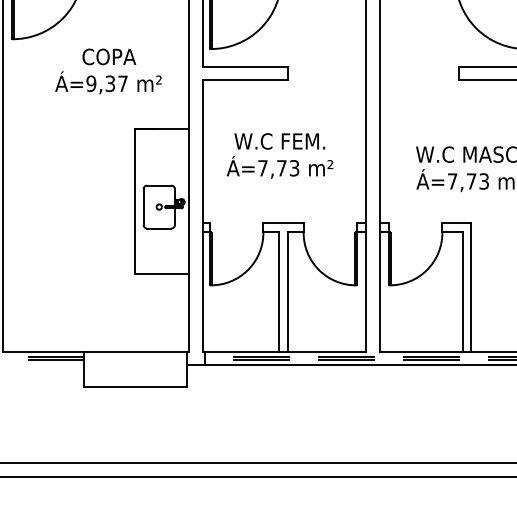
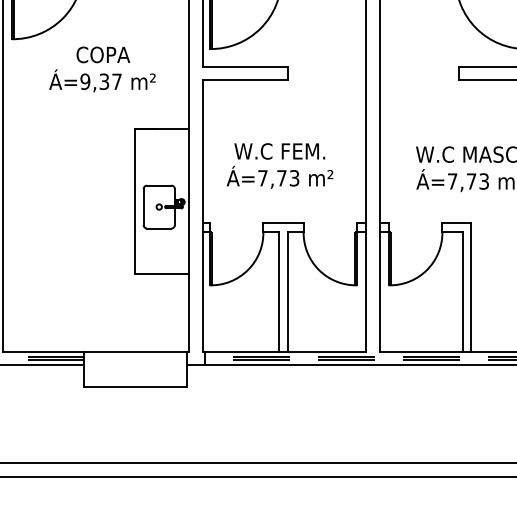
text position: (108, 71) -> (102, 69) (102, 69)
text position: (279, 155) -> (279, 165) (279, 165)
line: none -> present (43, 365)
